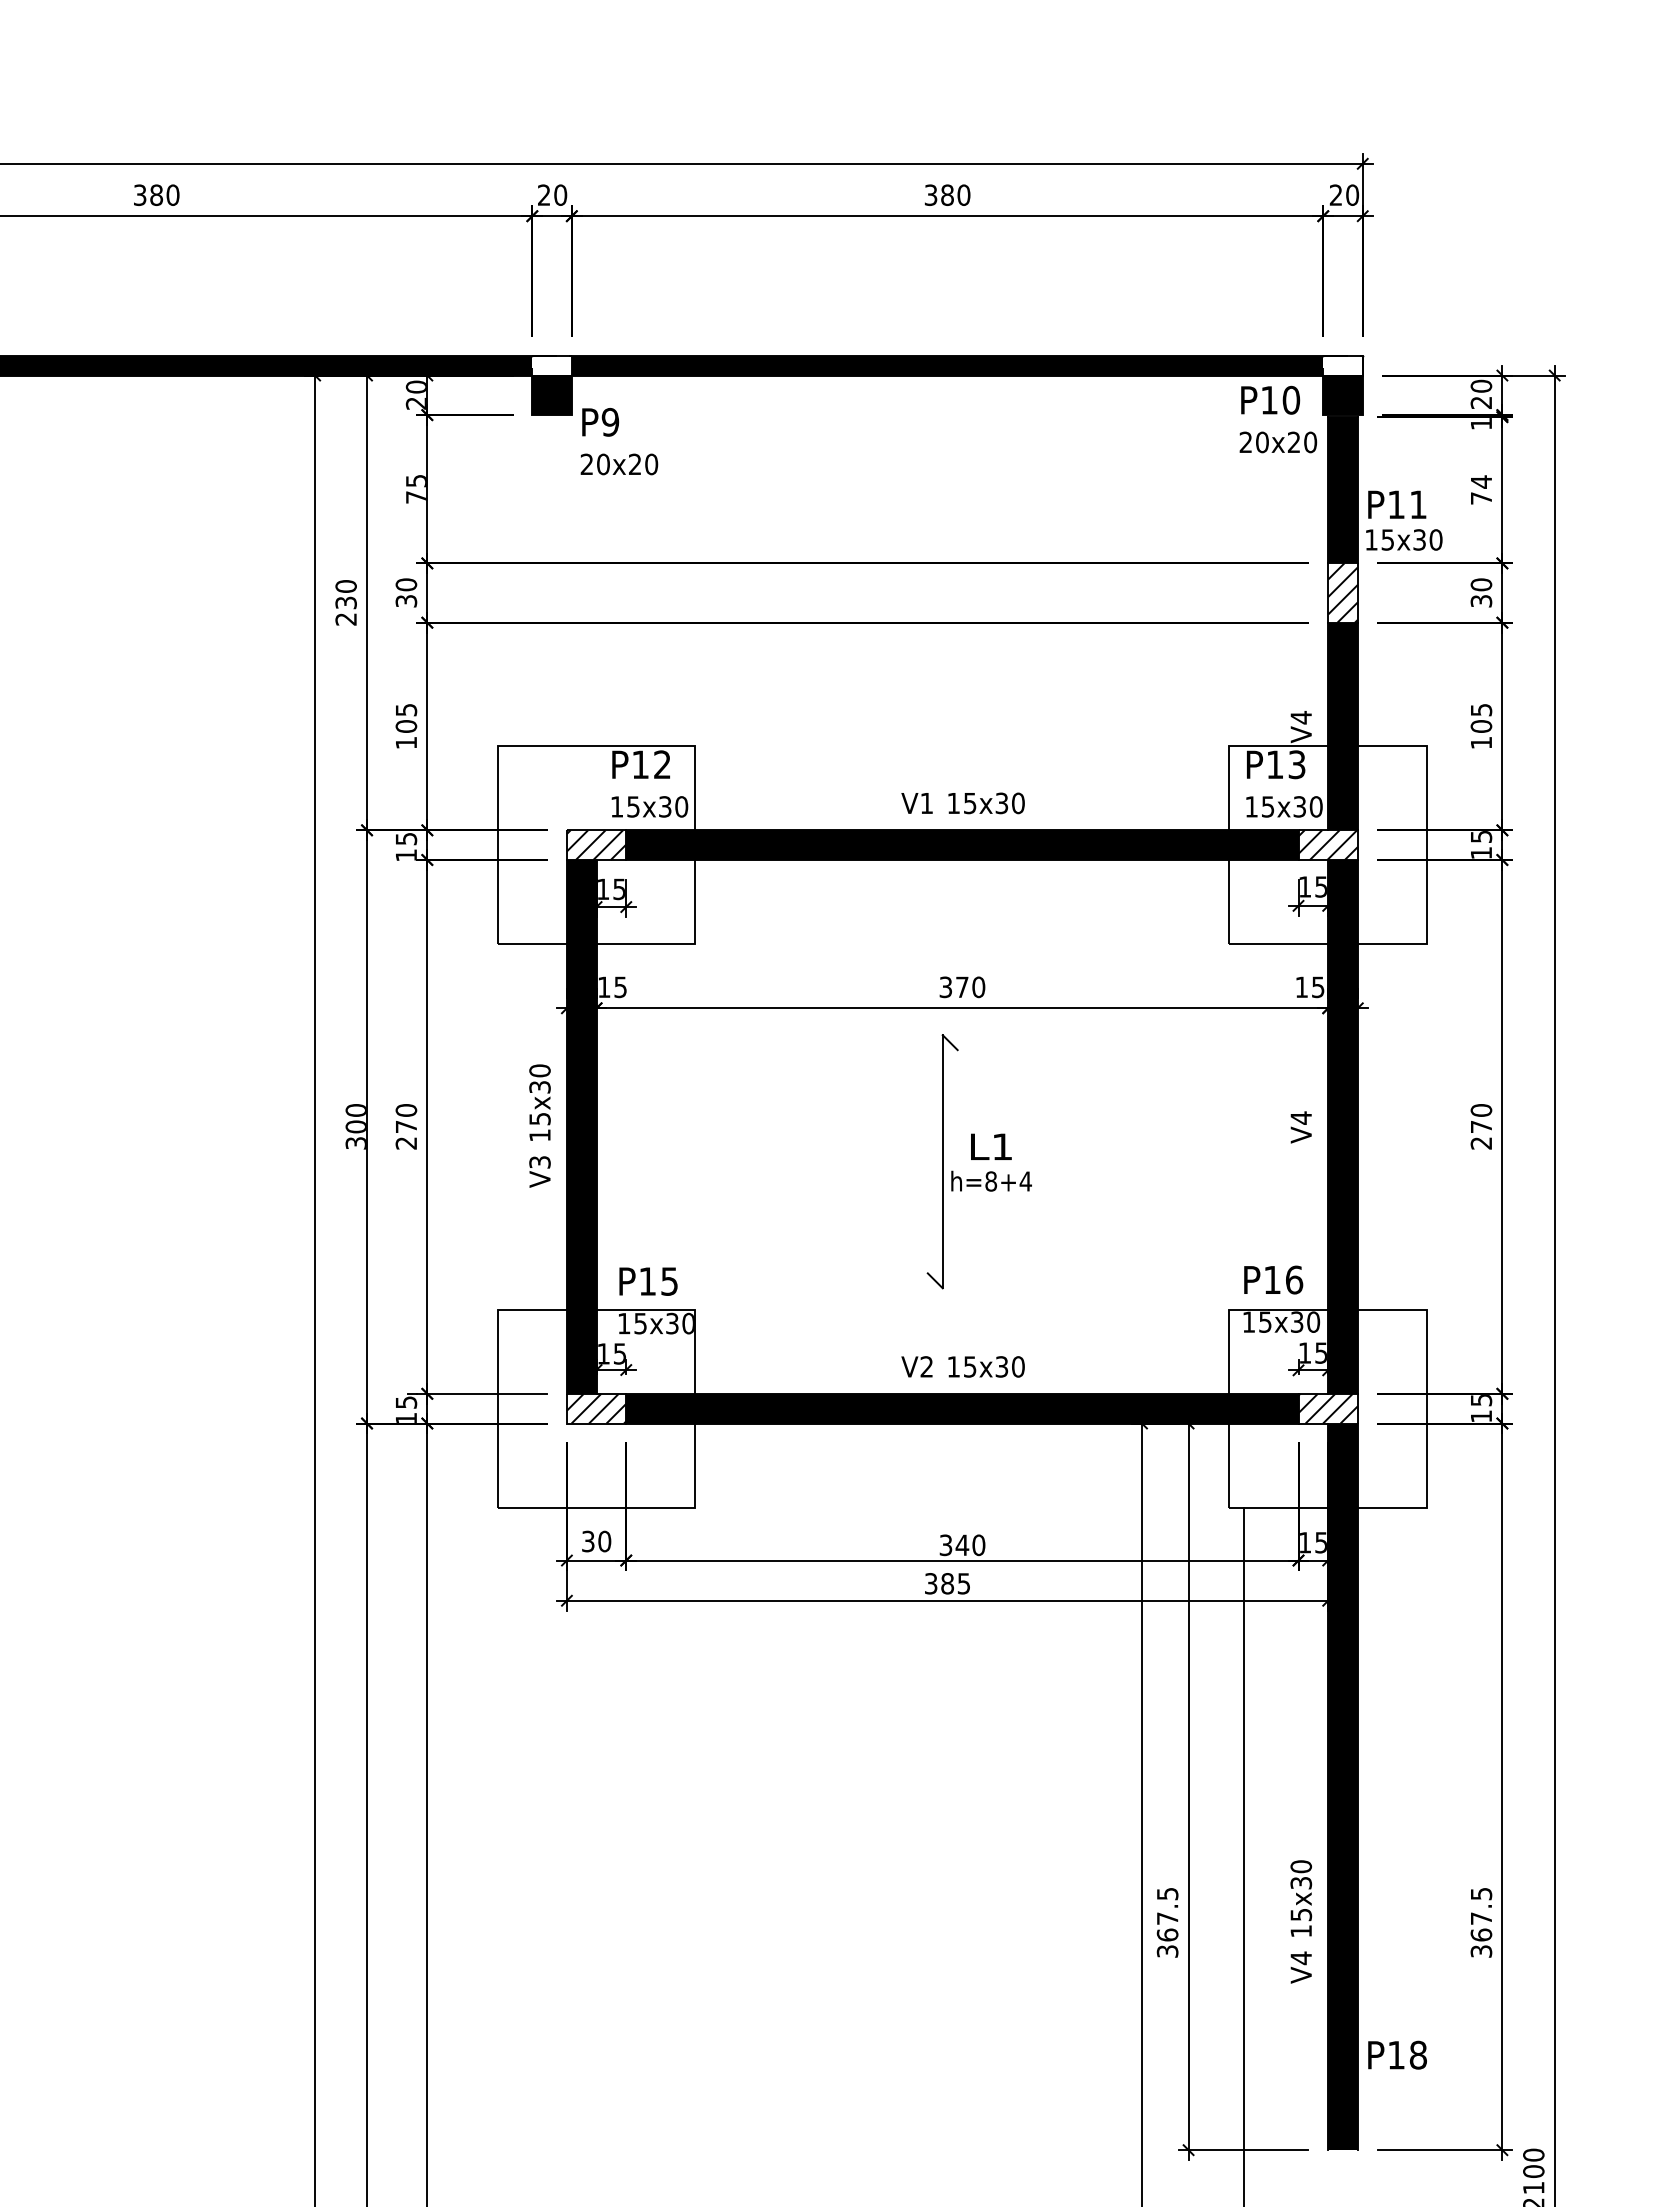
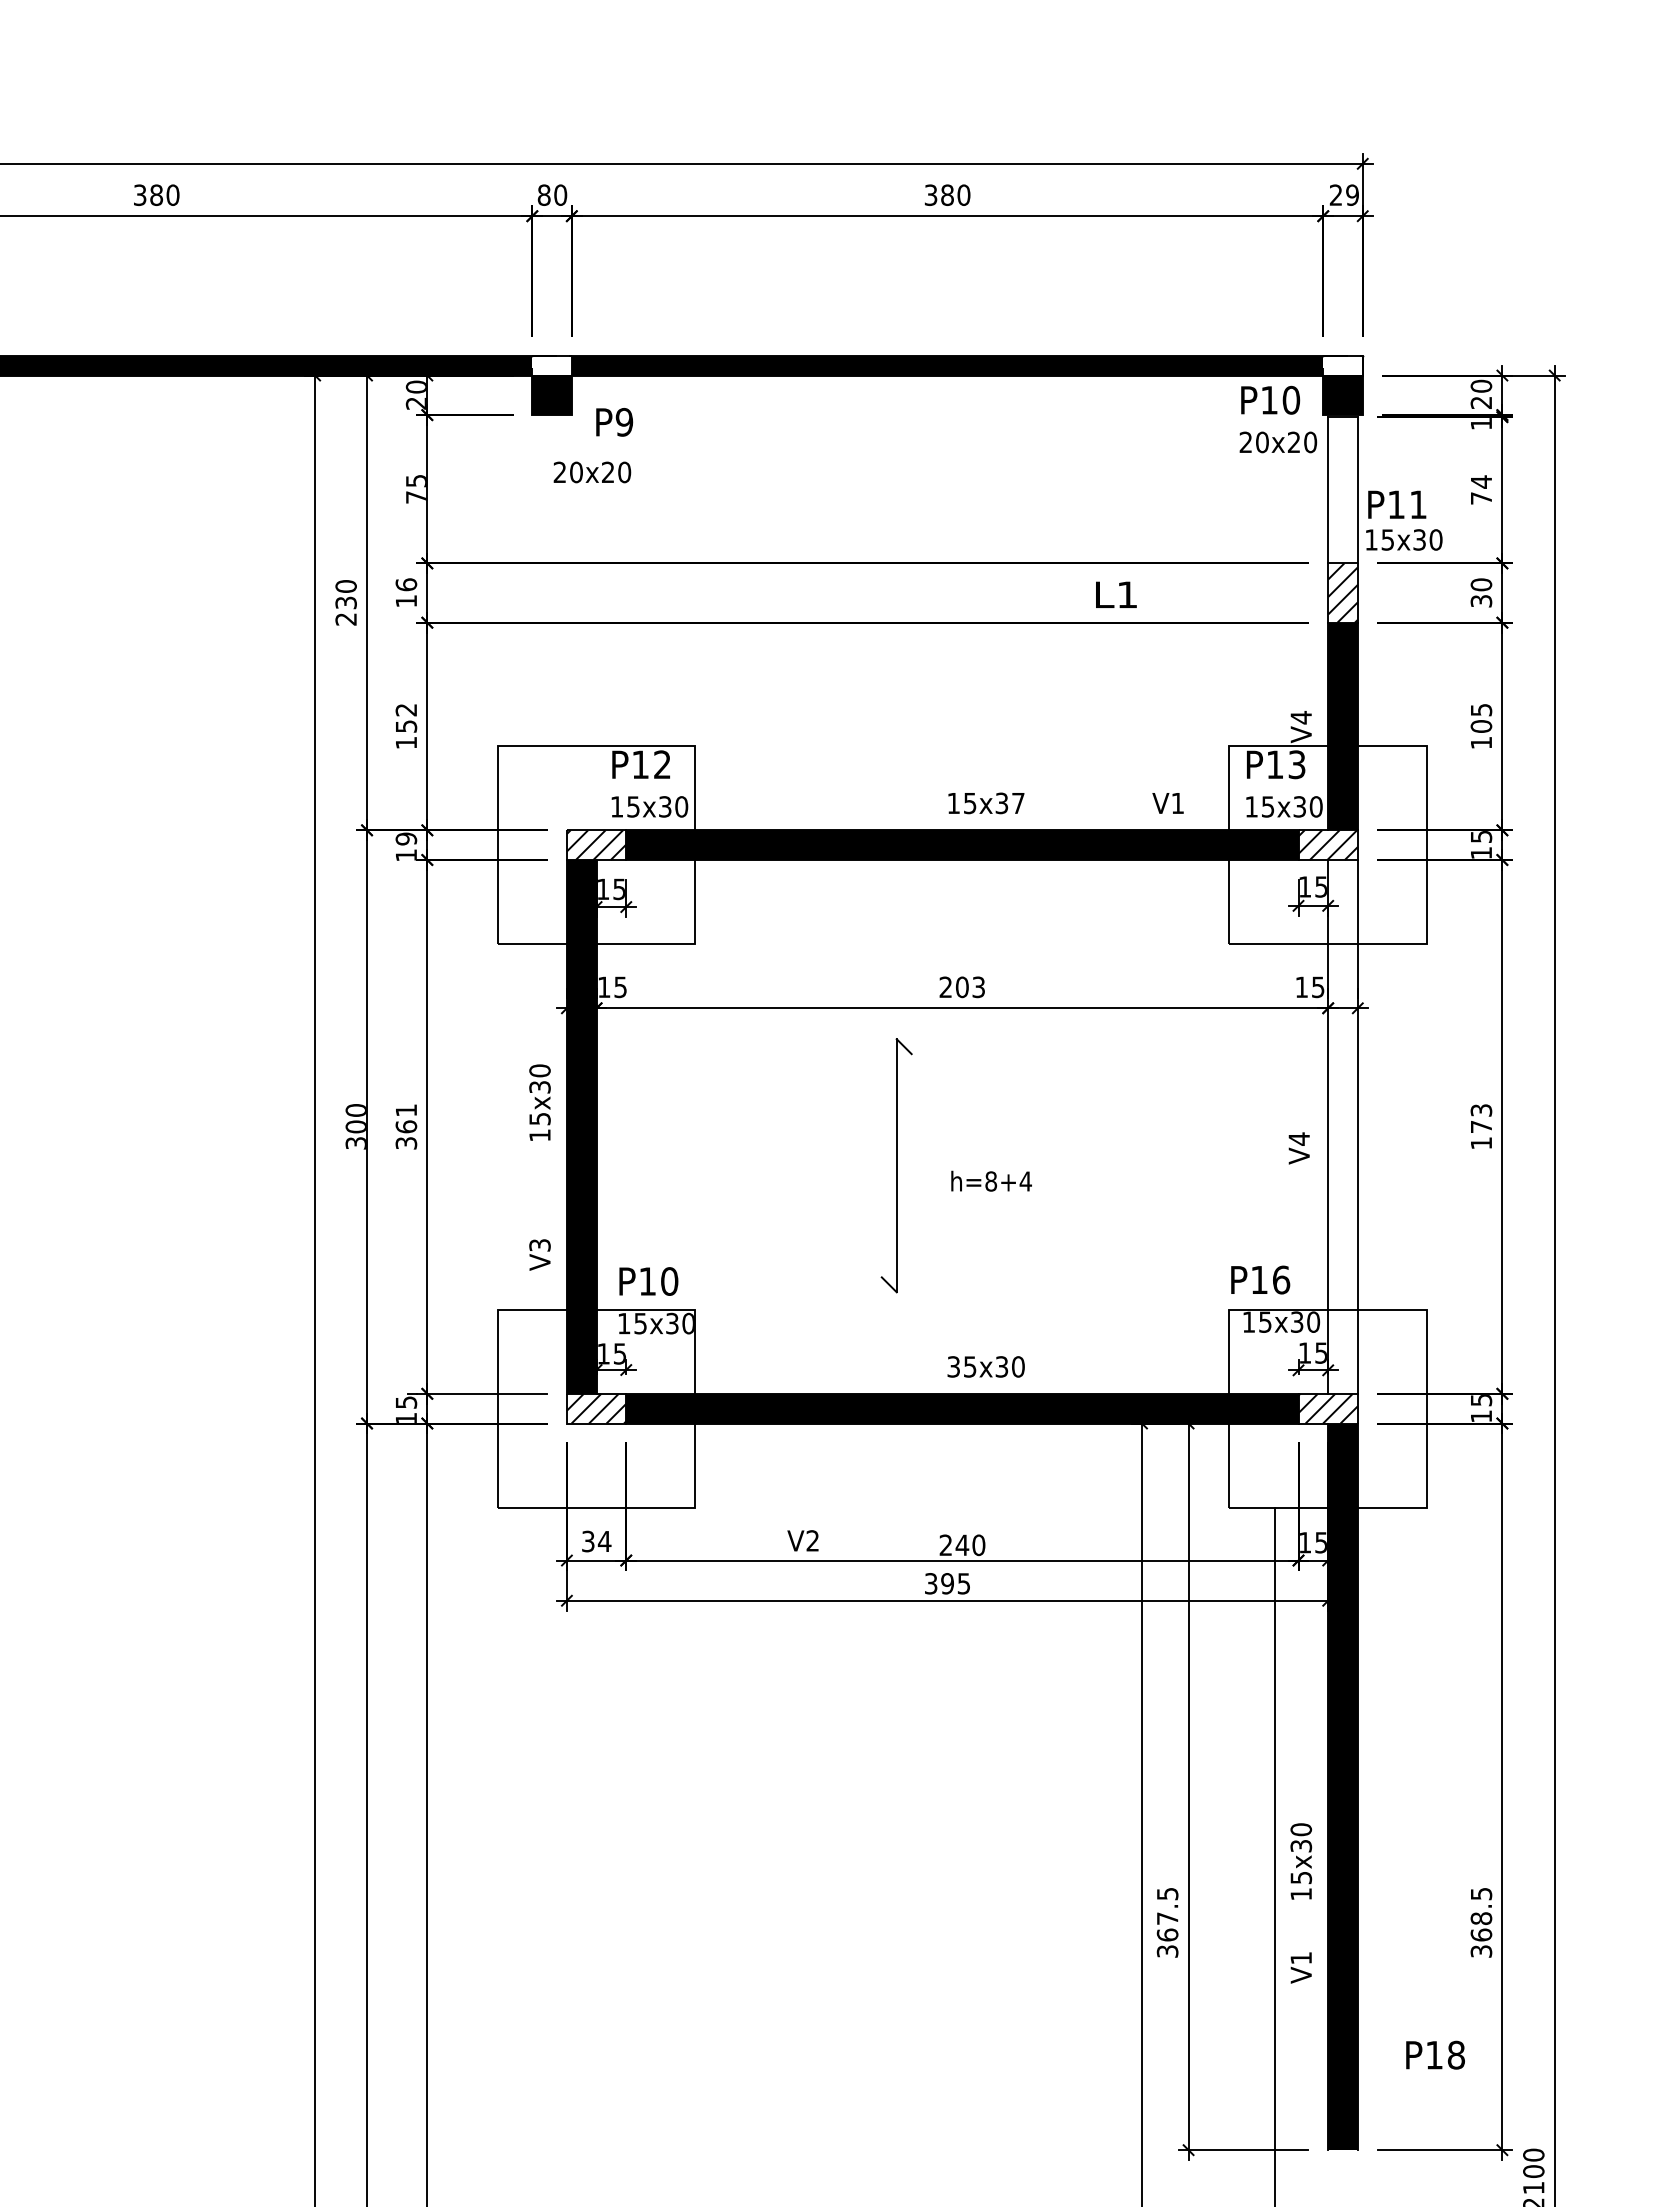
text: 20 -> 80 (543, 194)
text: 20 -> 29 (1352, 194)
text position: (600, 422) -> (614, 422) (614, 422)
text position: (619, 464) -> (592, 472) (592, 472)
fill: present -> none (1342, 490)
text: 30 -> 16 (406, 592)
text: 105 -> 152 (406, 718)
text position: (916, 803) -> (1167, 803) (1167, 803)
text: 15x30 -> 15x37 (1018, 803)
text: 15 -> 19 (405, 838)
text: 370 -> 203 (962, 987)
text: 270 -> 361 (406, 1126)
fill: present -> none (1342, 1126)
text: 270 -> 173 (1481, 1126)
text position: (1300, 1127) -> (1298, 1148) (1298, 1148)
text position: (991, 1146) -> (1116, 594) (1116, 594)
part position: (942, 1161) -> (896, 1165) (896, 1165)
text position: (539, 1171) -> (539, 1254) (539, 1254)
text position: (1273, 1279) -> (1260, 1279) (1260, 1279)
text: P15 -> P10 (669, 1281)
text position: (916, 1366) -> (802, 1540) (802, 1540)
text: 15x30 -> 35x30 (953, 1366)
text: 30 -> 34 (604, 1541)
text: 340 -> 240 (945, 1545)
text: 385 -> 395 (947, 1583)
line position: (1244, 1855) -> (1275, 1855) (1275, 1855)
text position: (1301, 1898) -> (1301, 1861) (1301, 1861)
text: 367.5 -> 368.5 (1481, 1918)
text: V4 -> V1 (1300, 1958)
text position: (1397, 2054) -> (1435, 2054) (1435, 2054)
